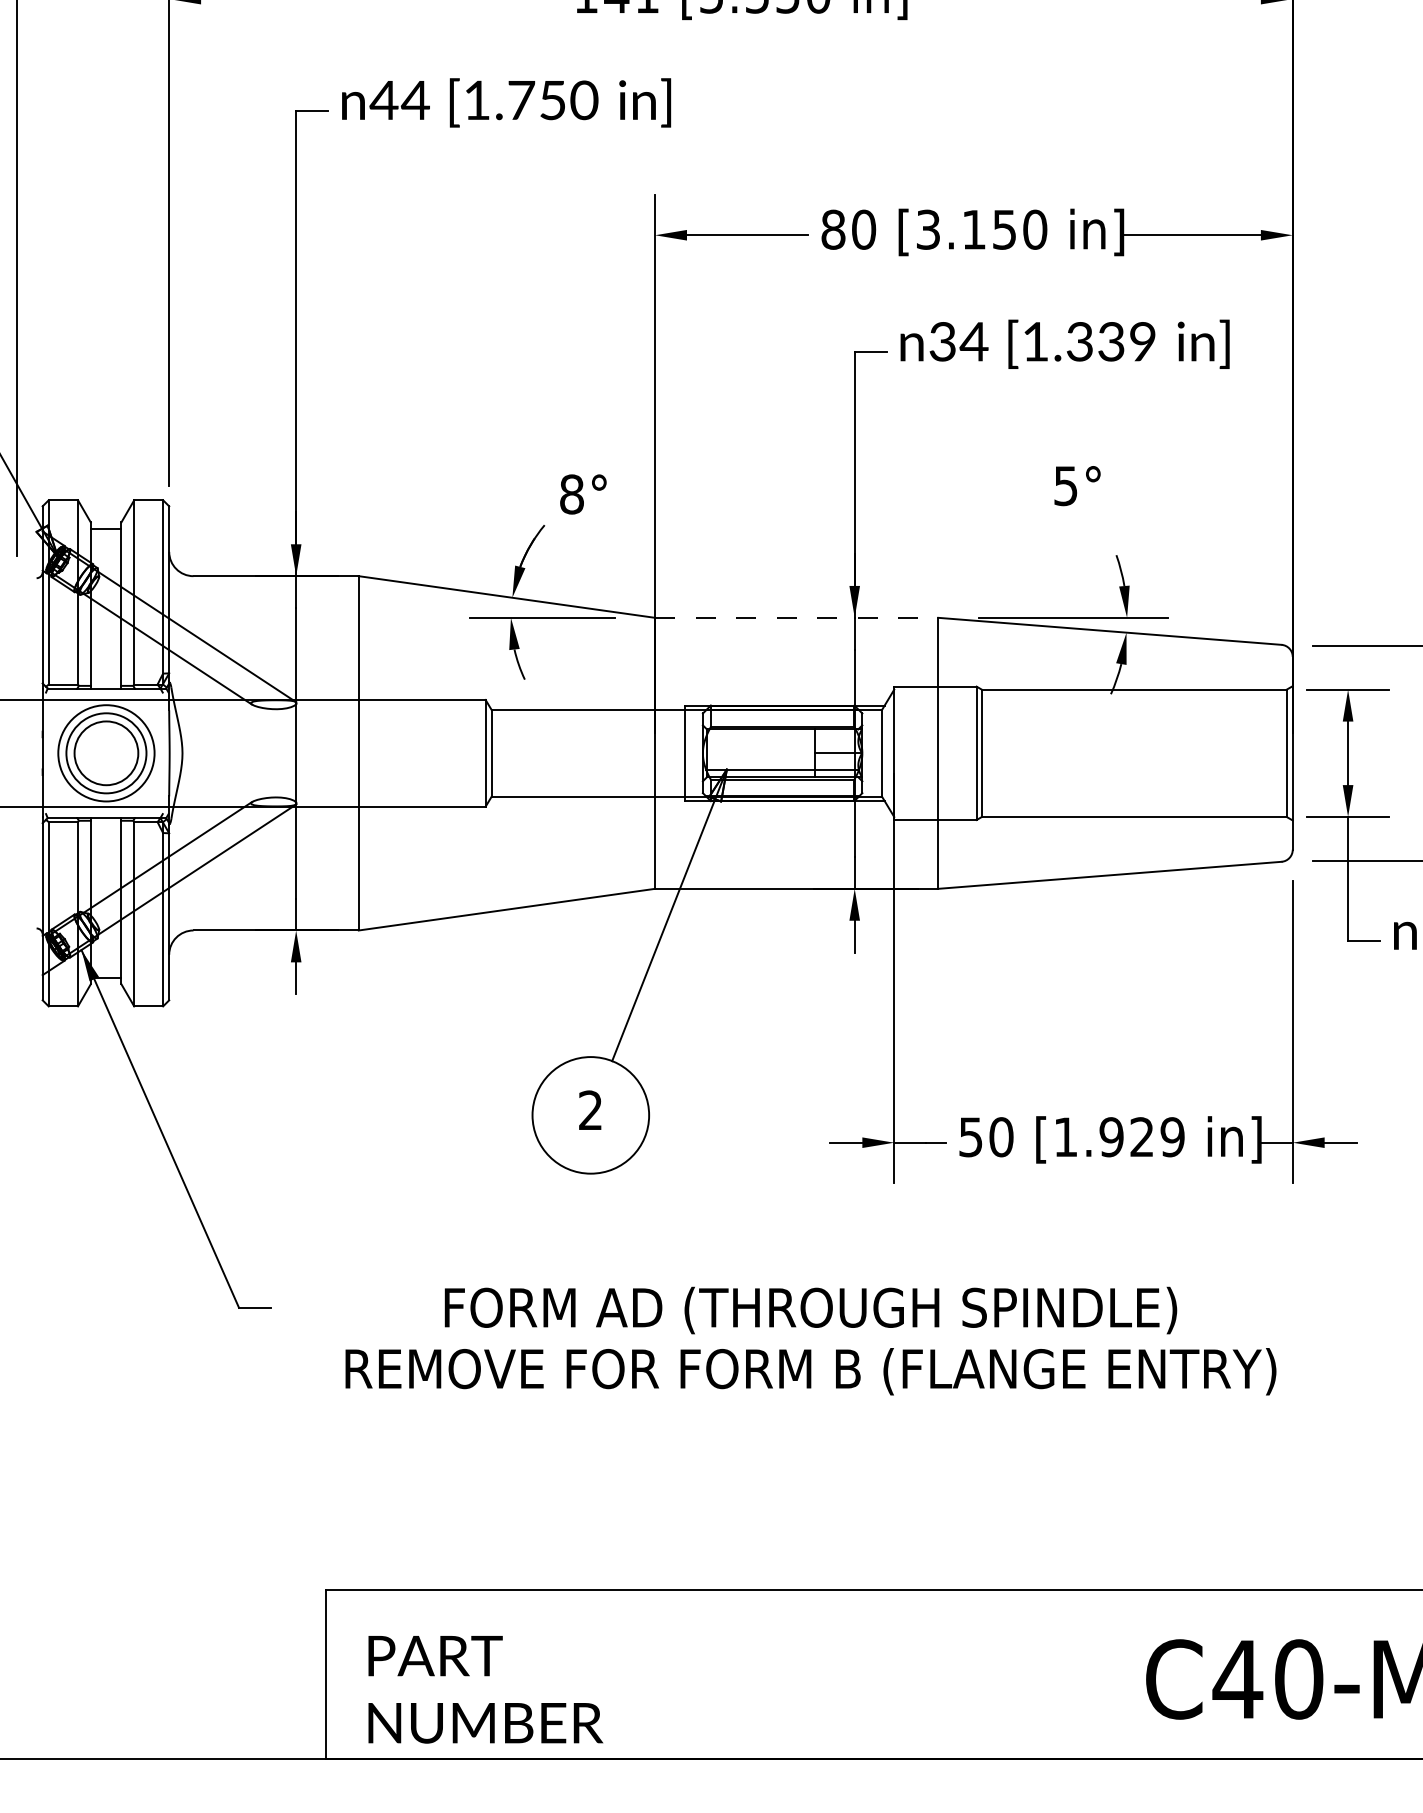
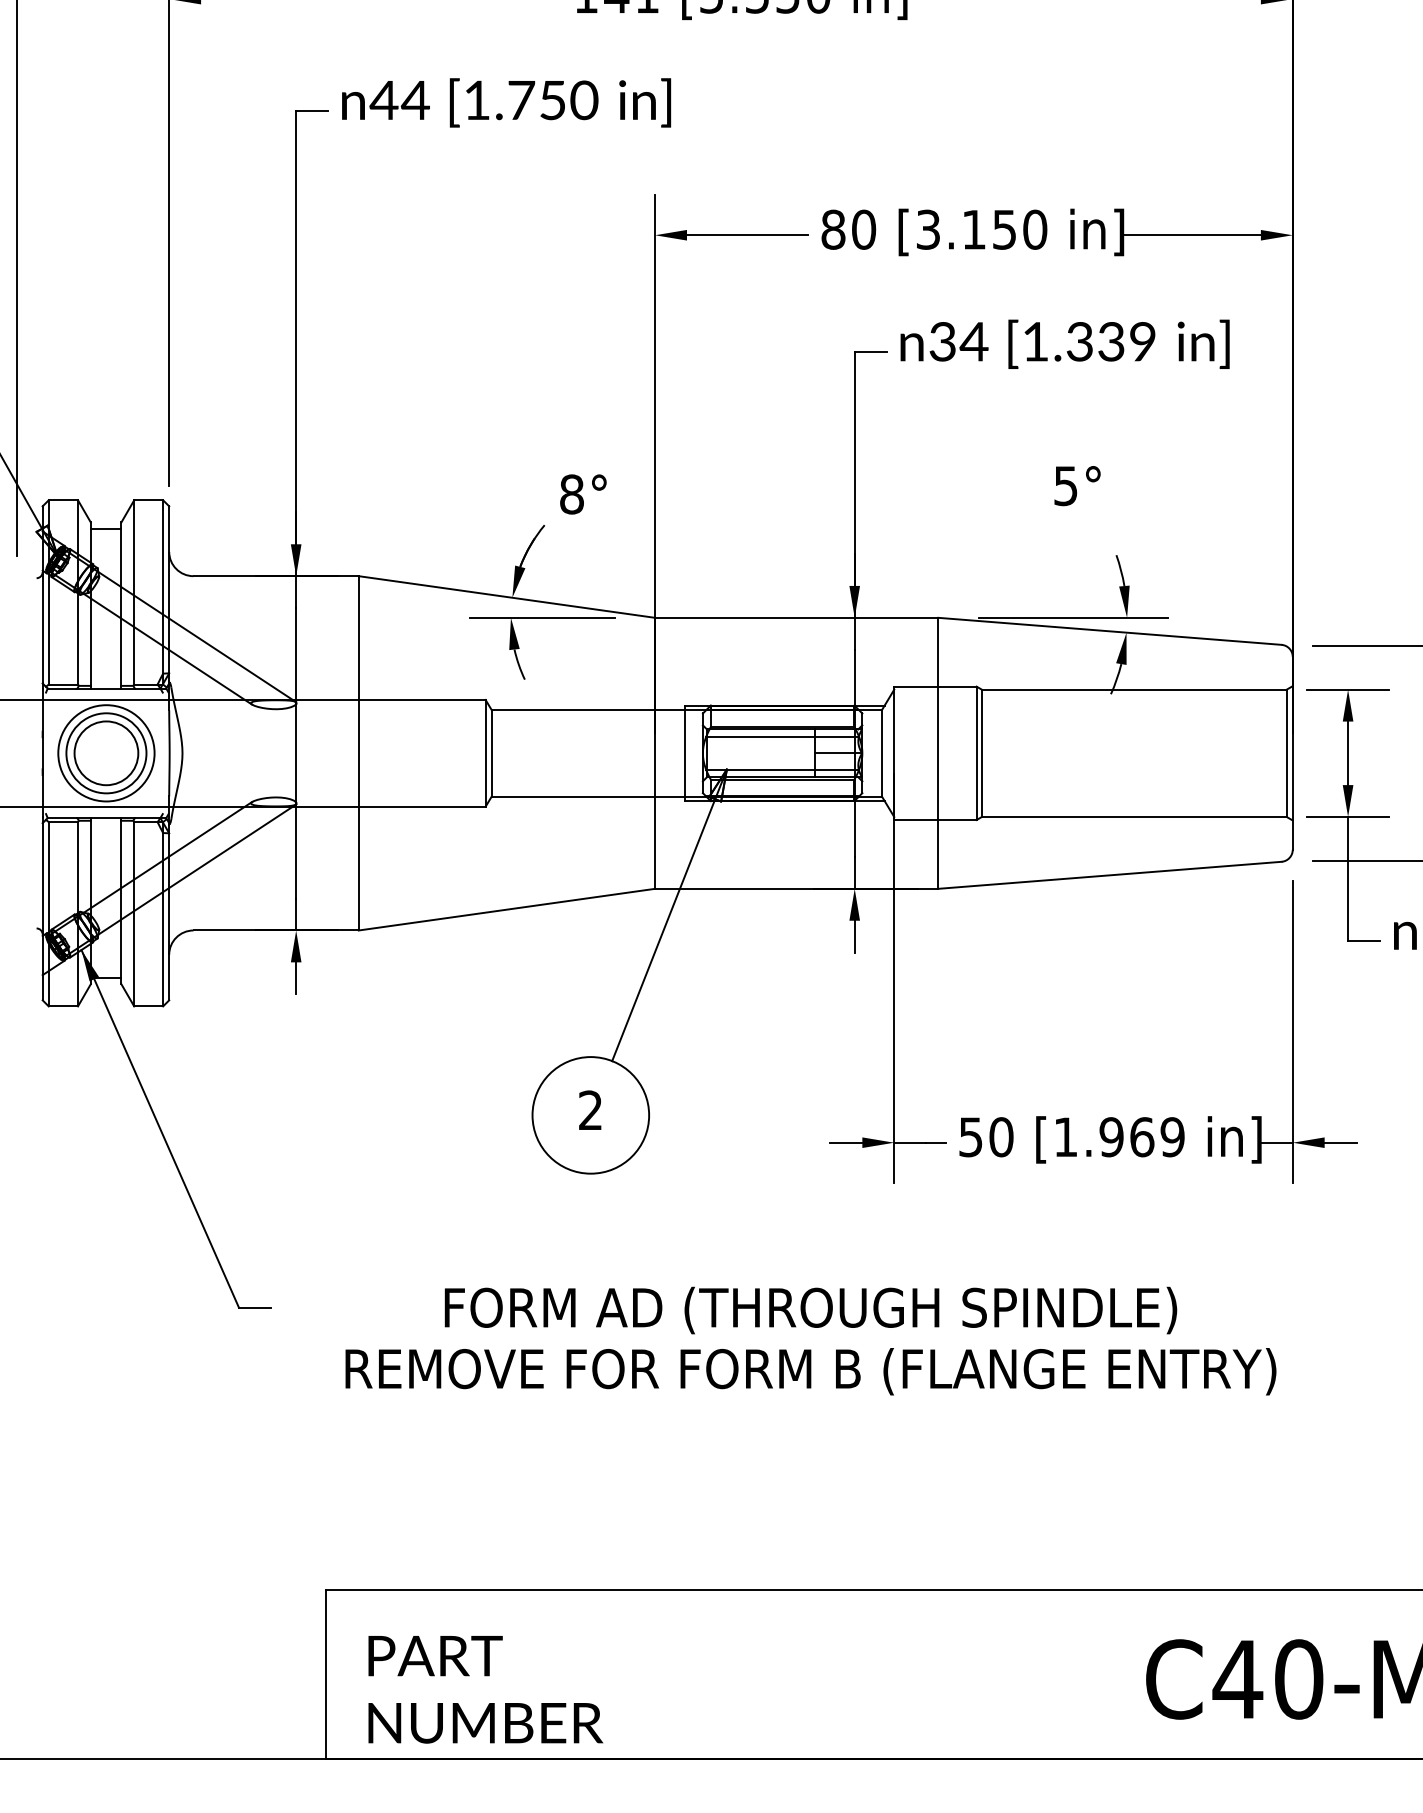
line: dashed -> solid (796, 617)
line: none -> present (782, 737)
text: [1.929 -> [1.969 (1142, 1137)
